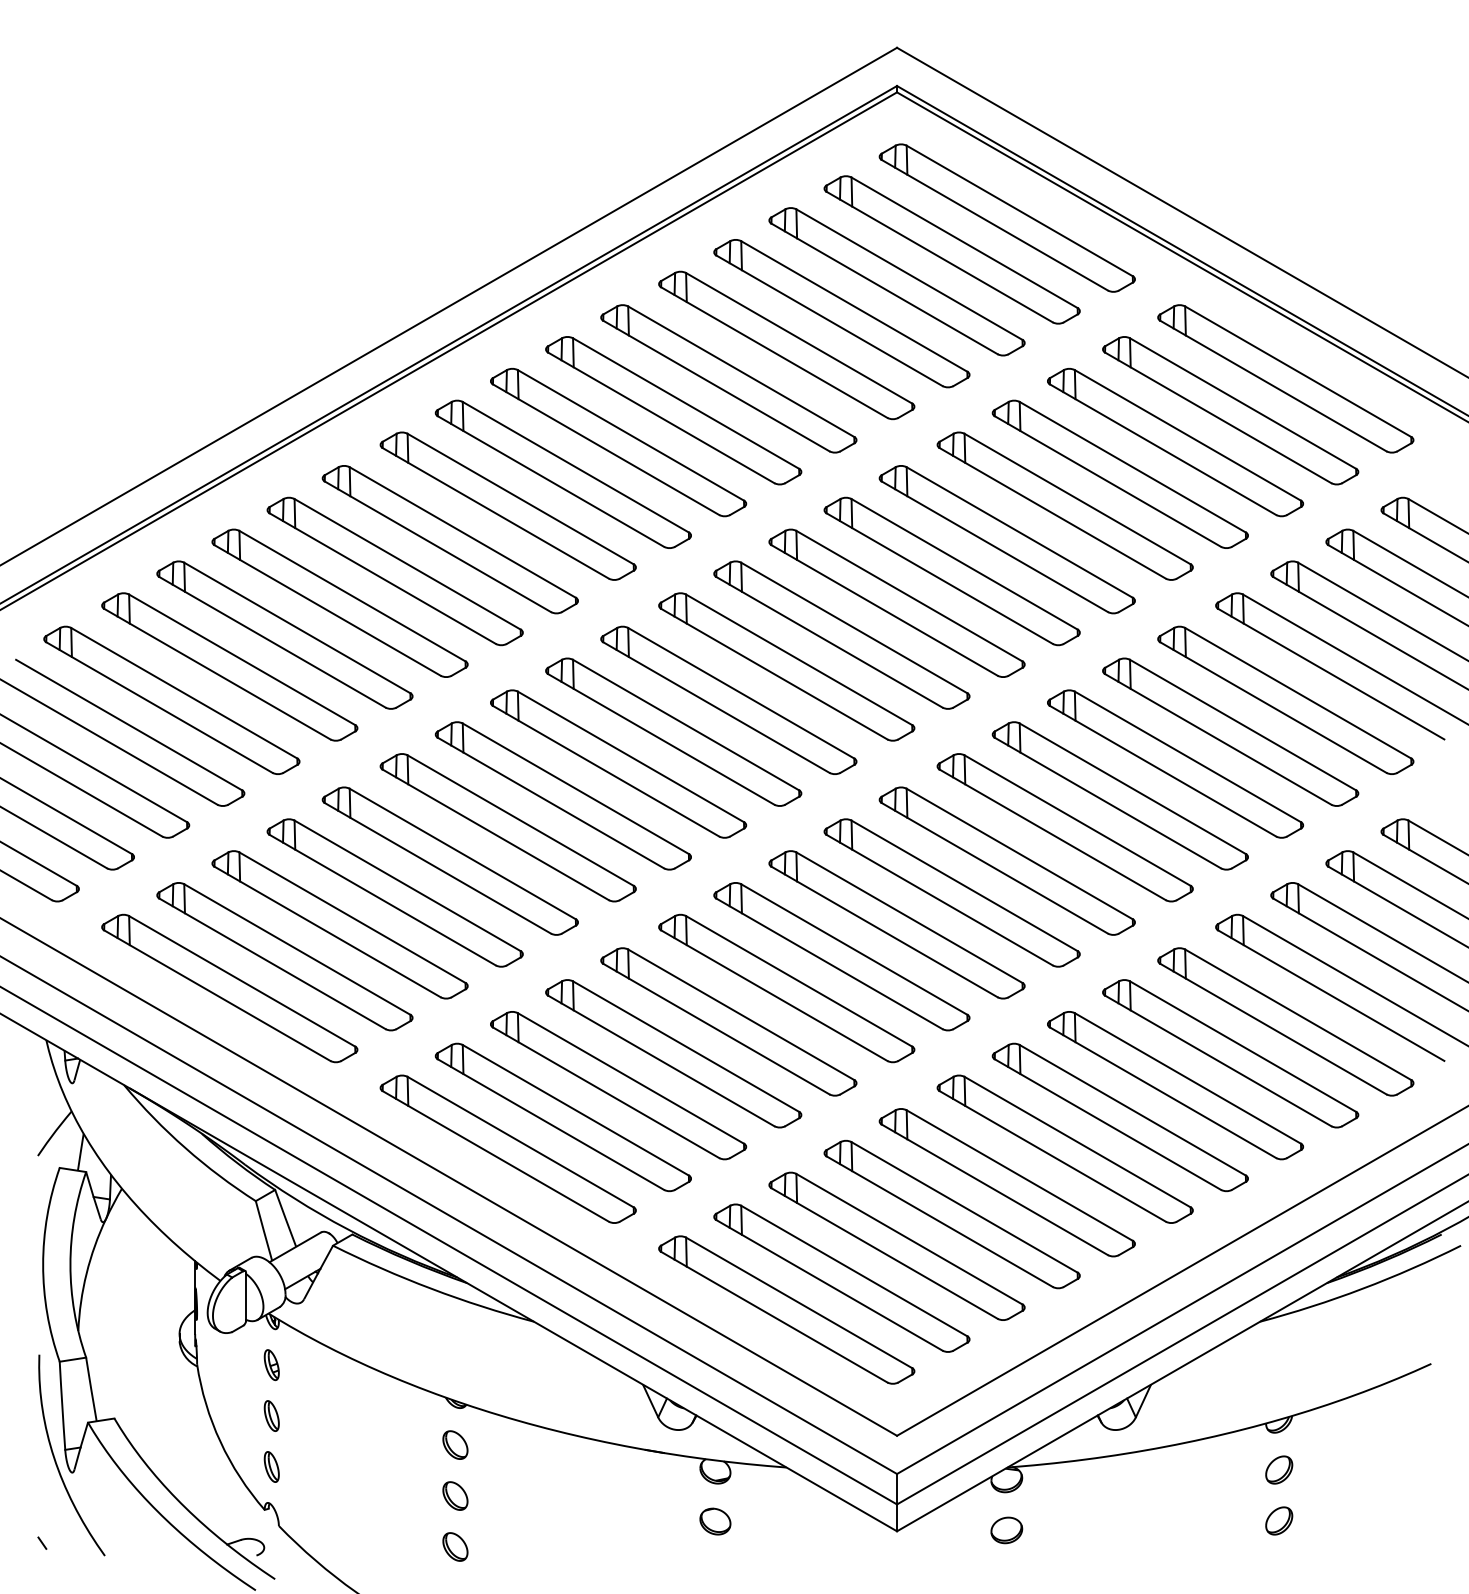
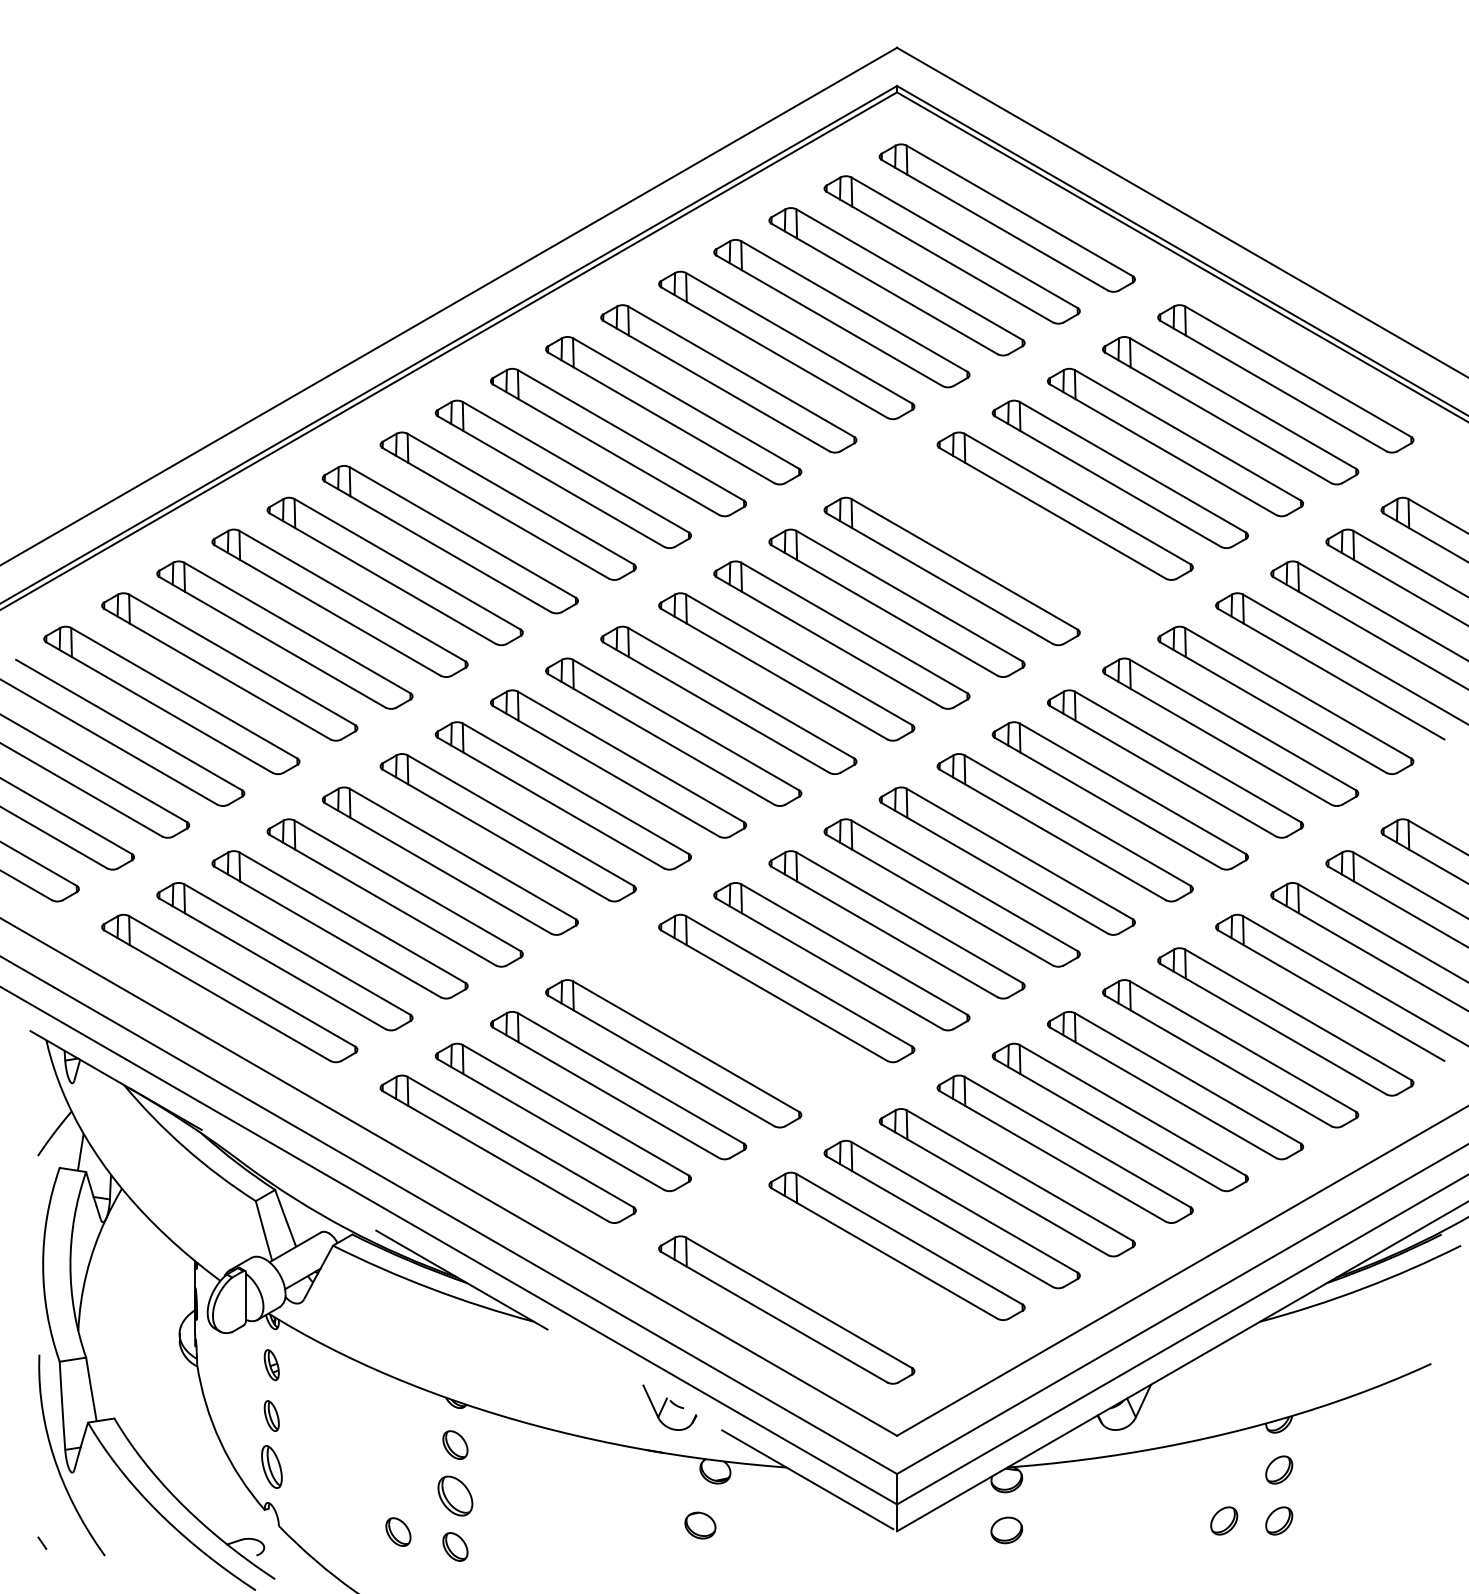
part: present -> none (1006, 539)
part: present -> none (728, 1021)
line: solid -> dashed (449, 1272)
part: present -> none (841, 1277)
part size: 17x32 px -> 22x44 px (271, 1466)
part size: 27x30 px -> 37x42 px (455, 1495)
part: none -> present (1224, 1520)
part position: (715, 1521) -> (700, 1525) (700, 1525)
part: none -> present (398, 1531)
